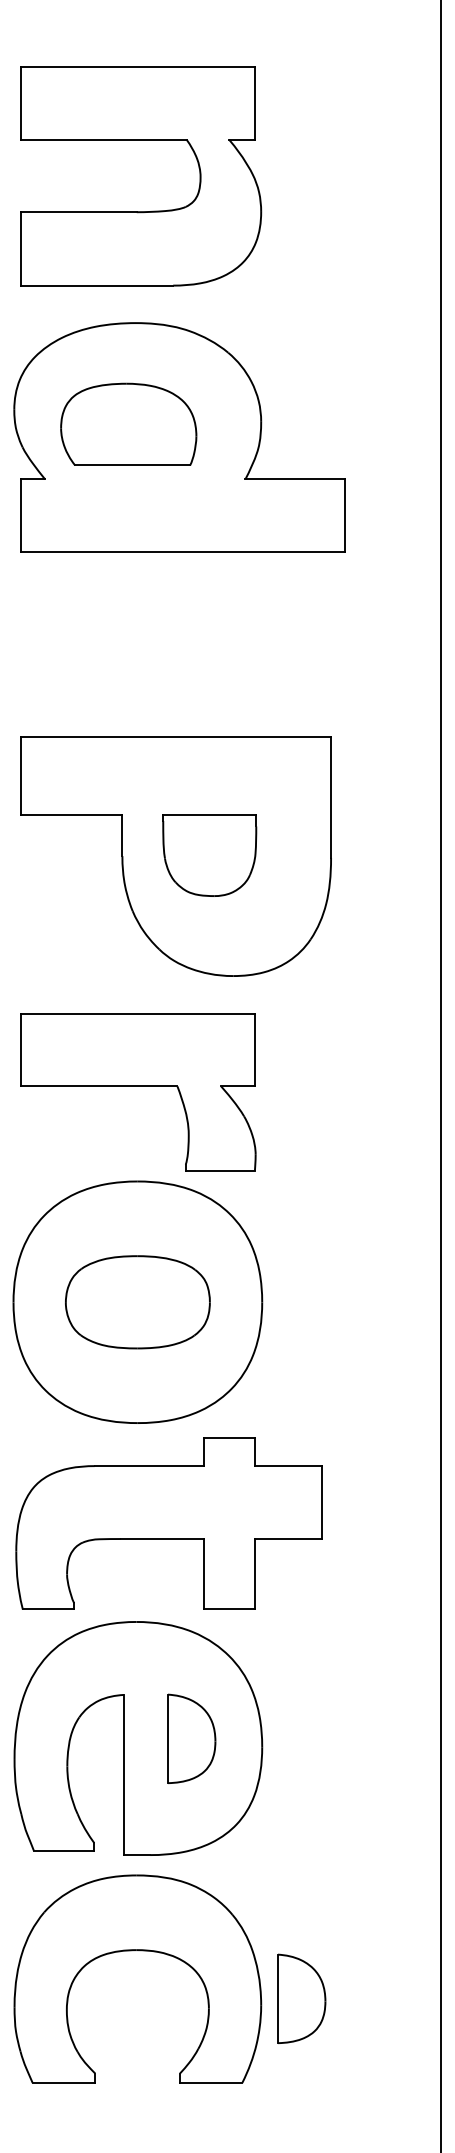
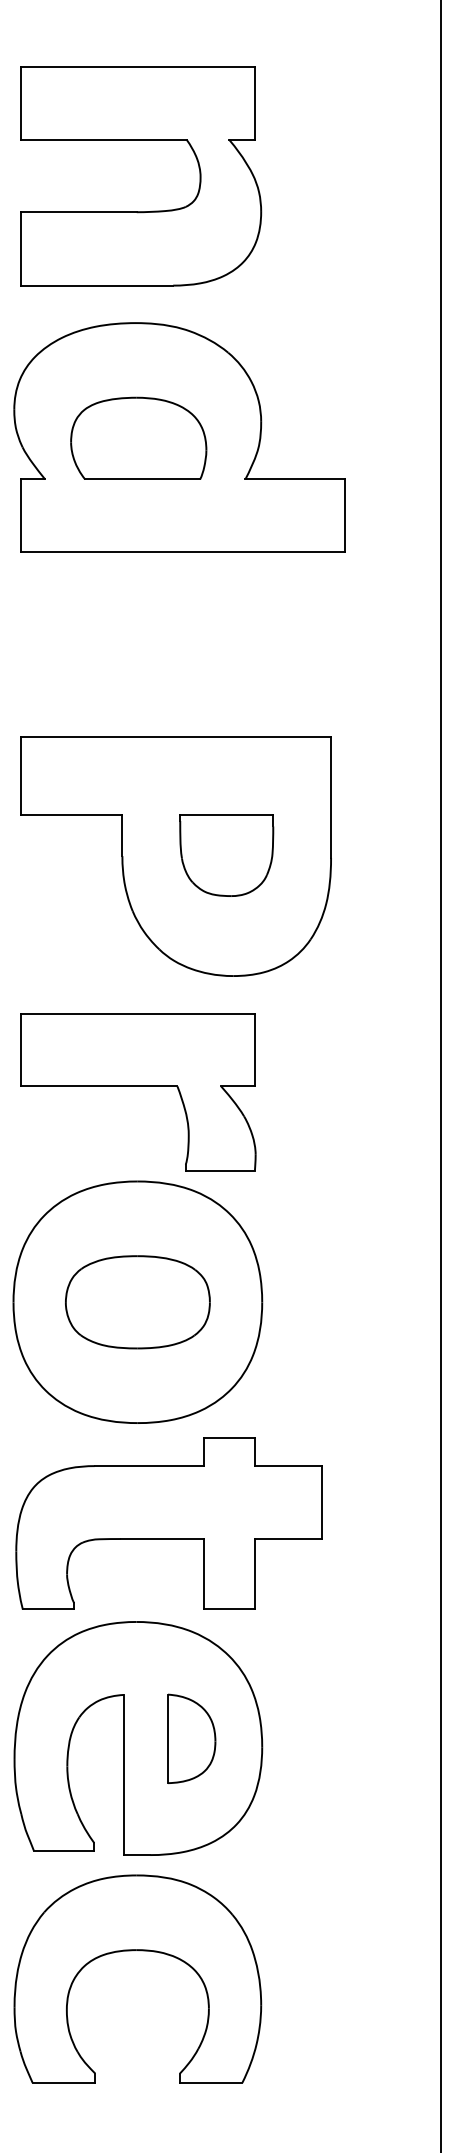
part position: (128, 423) -> (138, 437) (138, 437)
part position: (209, 855) -> (226, 855) (226, 855)
part: present -> none (301, 1998)
